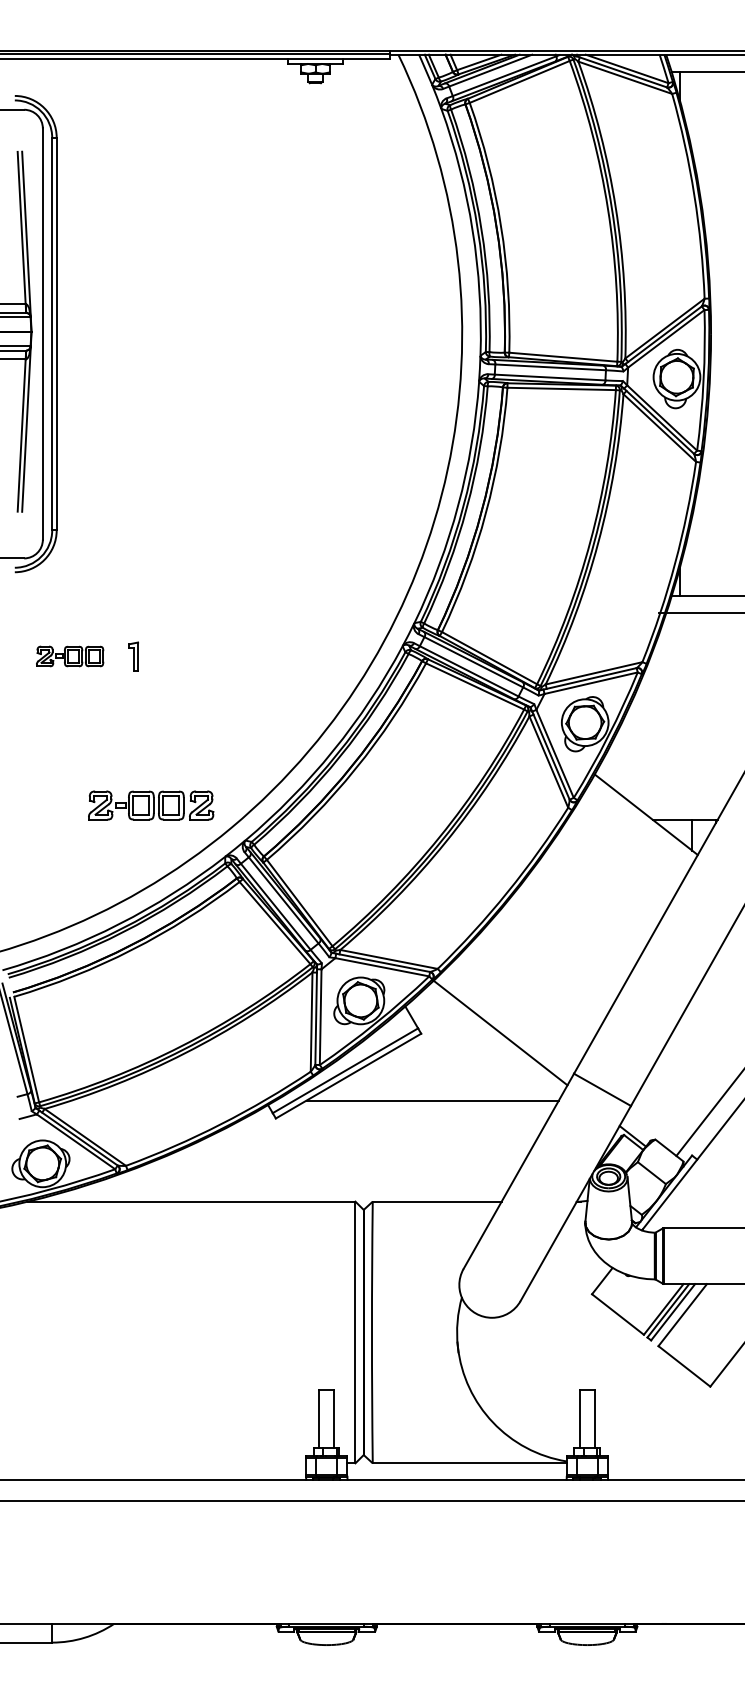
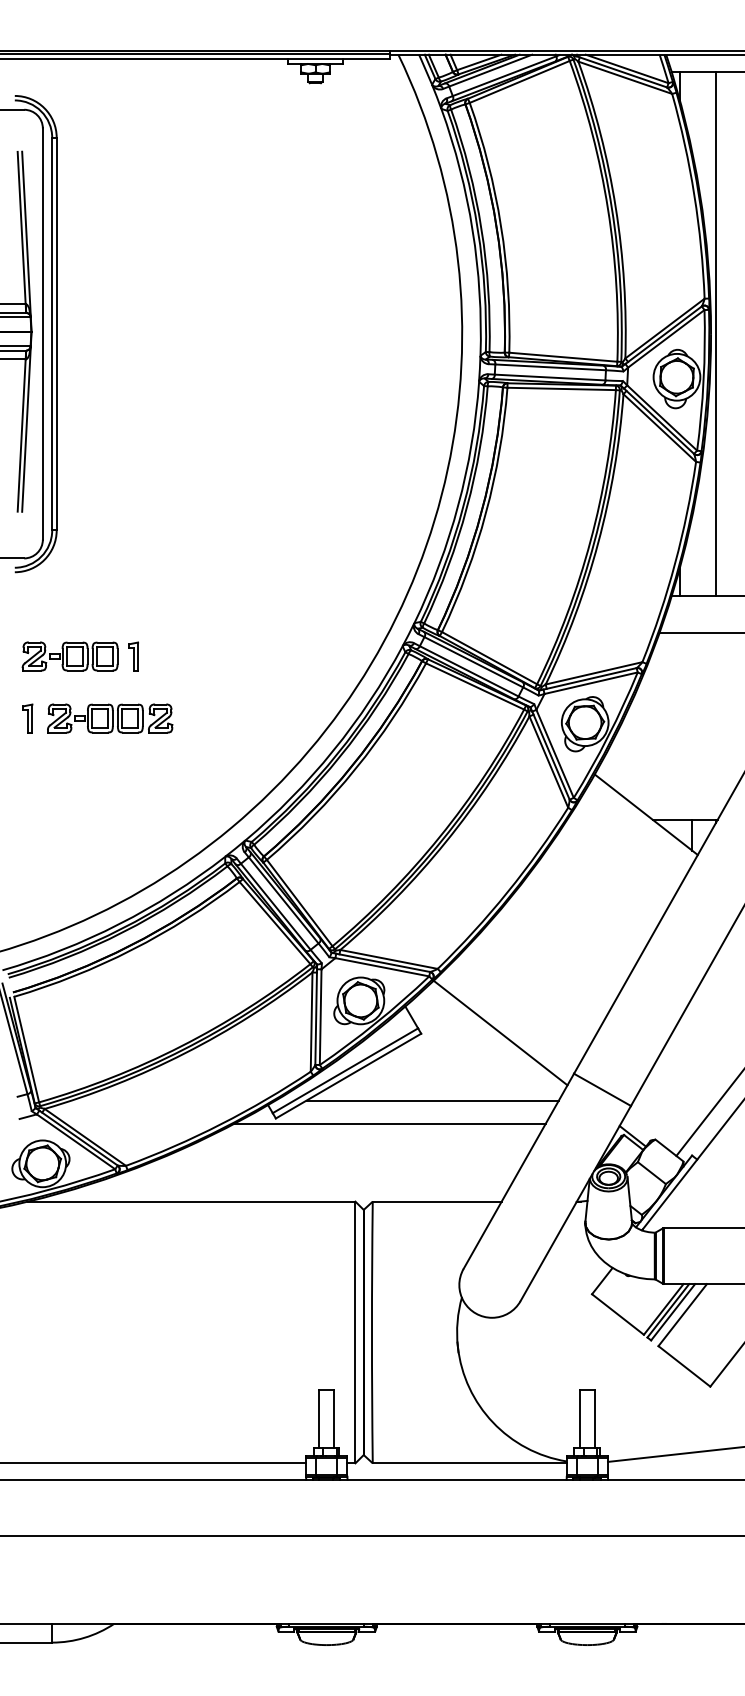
line: none -> present (715, 333)
line position: (700, 613) -> (700, 633) (700, 633)
part size: 69x23 px -> 98x31 px (69, 656)
part: none -> present (27, 718)
part position: (151, 805) -> (110, 718) (110, 718)
line: none -> present (389, 1123)
line: none -> present (674, 1454)
line: none -> present (154, 1463)
line position: (371, 1500) -> (371, 1535) (371, 1535)
